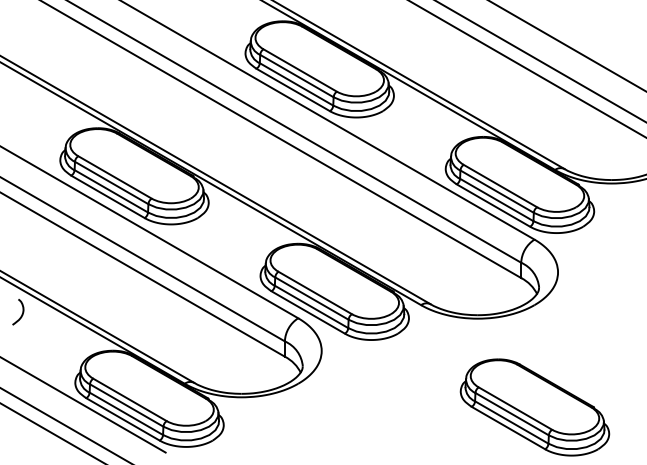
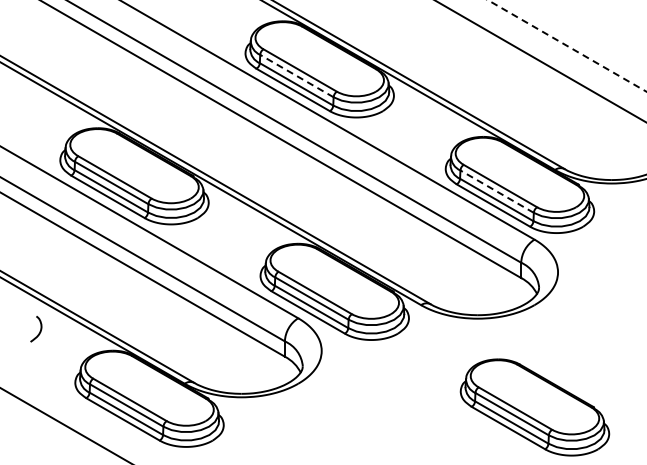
line: solid -> dashed (567, 46)
line: present -> none (527, 69)
line: solid -> dashed (296, 75)
line: solid -> dashed (496, 191)
curve position: (21, 314) -> (39, 331) (39, 331)
line: present -> none (83, 405)
line: present -> none (52, 432)
